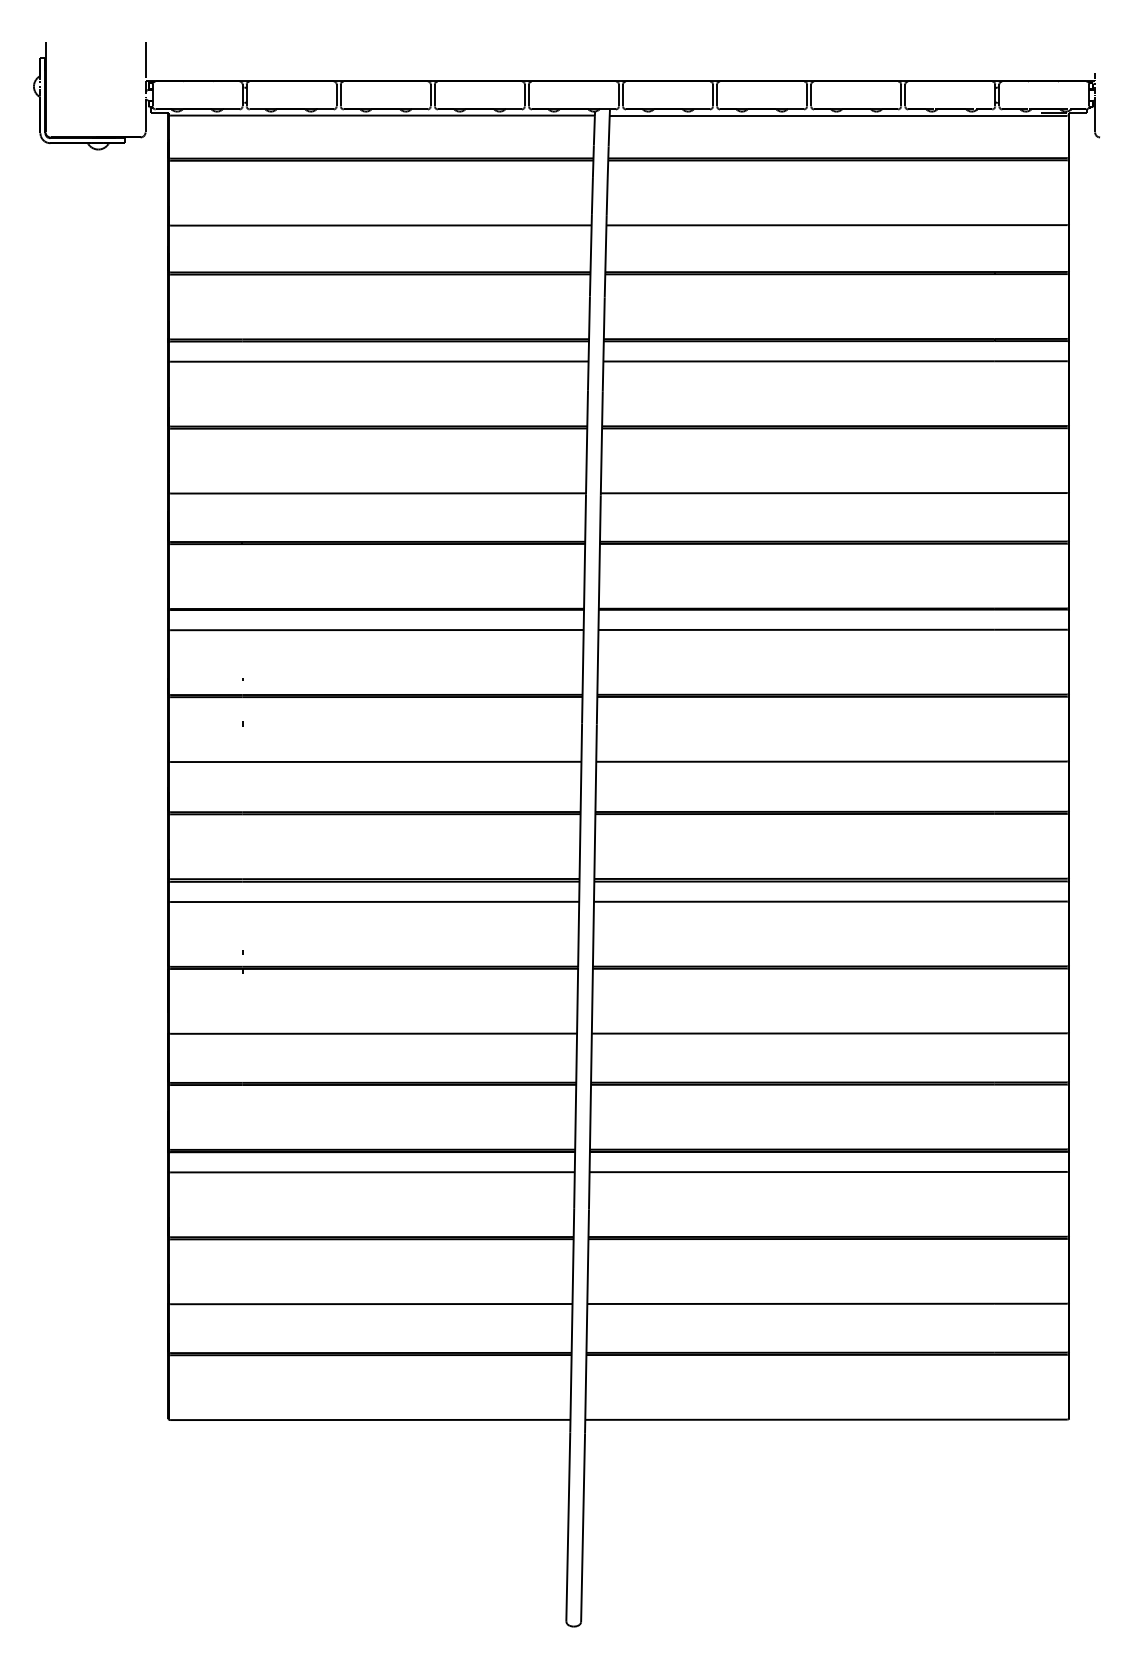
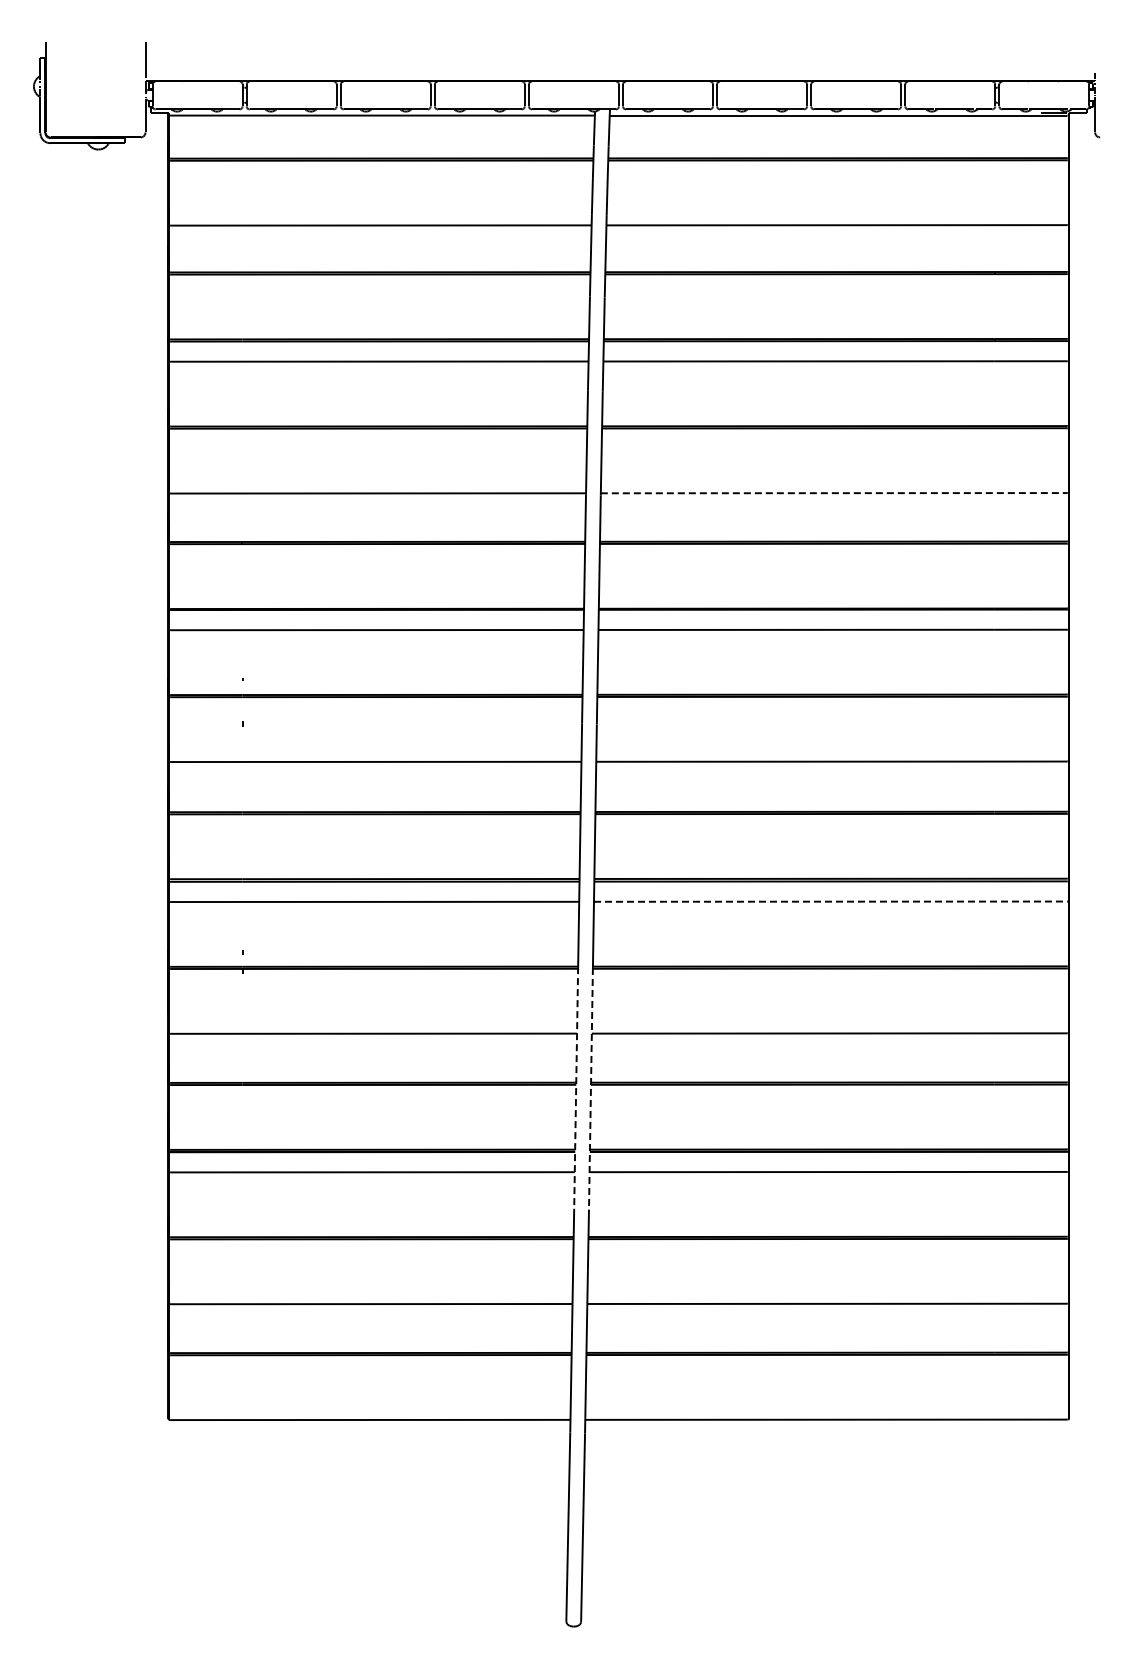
line: solid -> dashed (834, 493)
line: solid -> dashed (830, 901)
line: solid -> dashed (576, 1087)
line: solid -> dashed (590, 1088)
